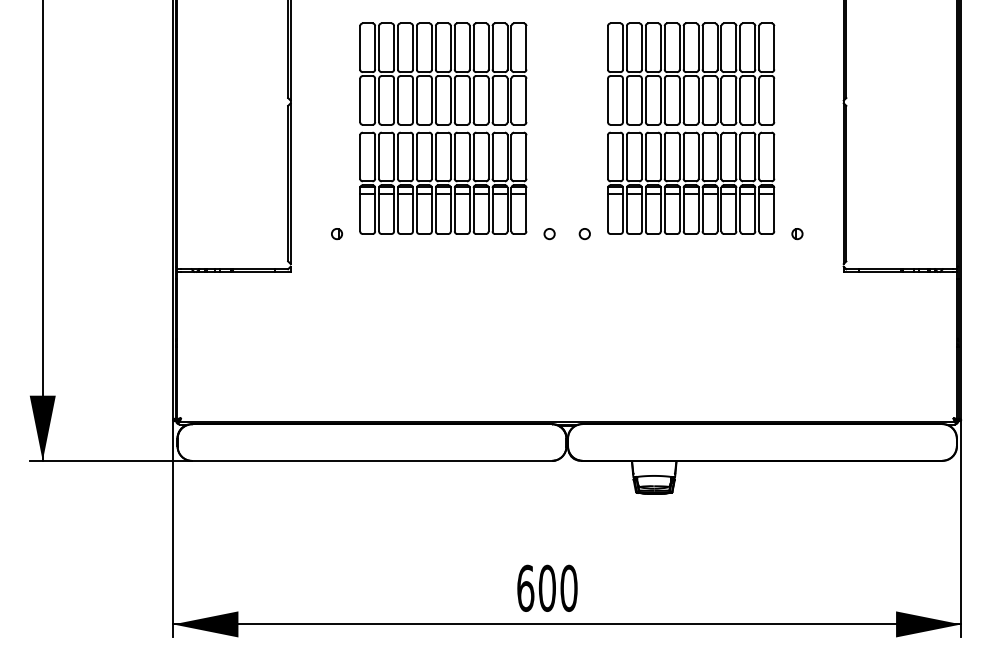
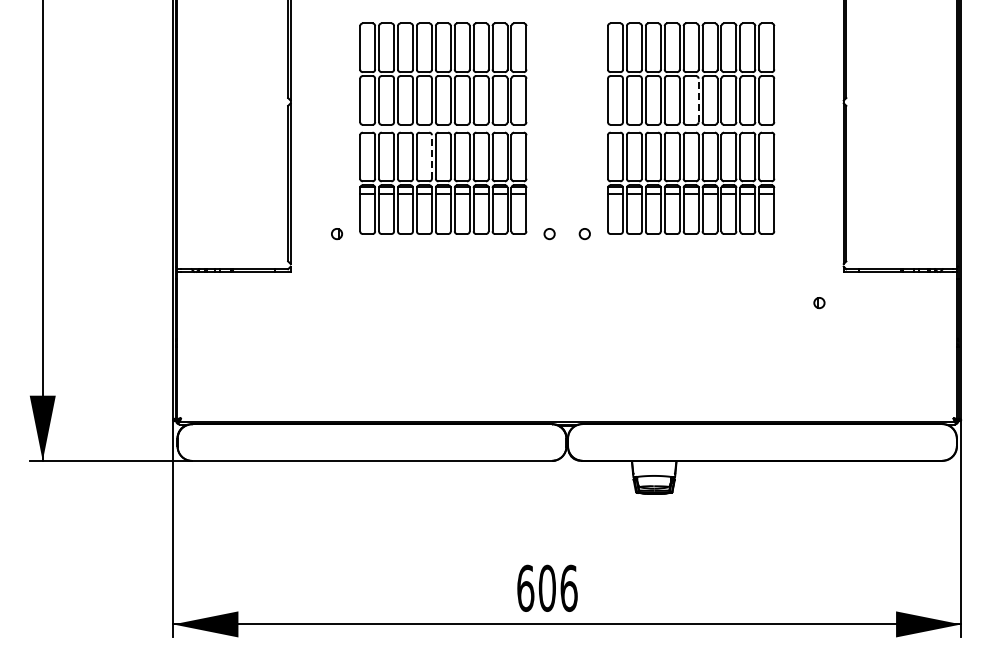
line: solid -> dashed (698, 100)
line: solid -> dashed (431, 157)
part position: (797, 234) -> (819, 303) (819, 303)
text: 600 -> 606 (568, 587)
